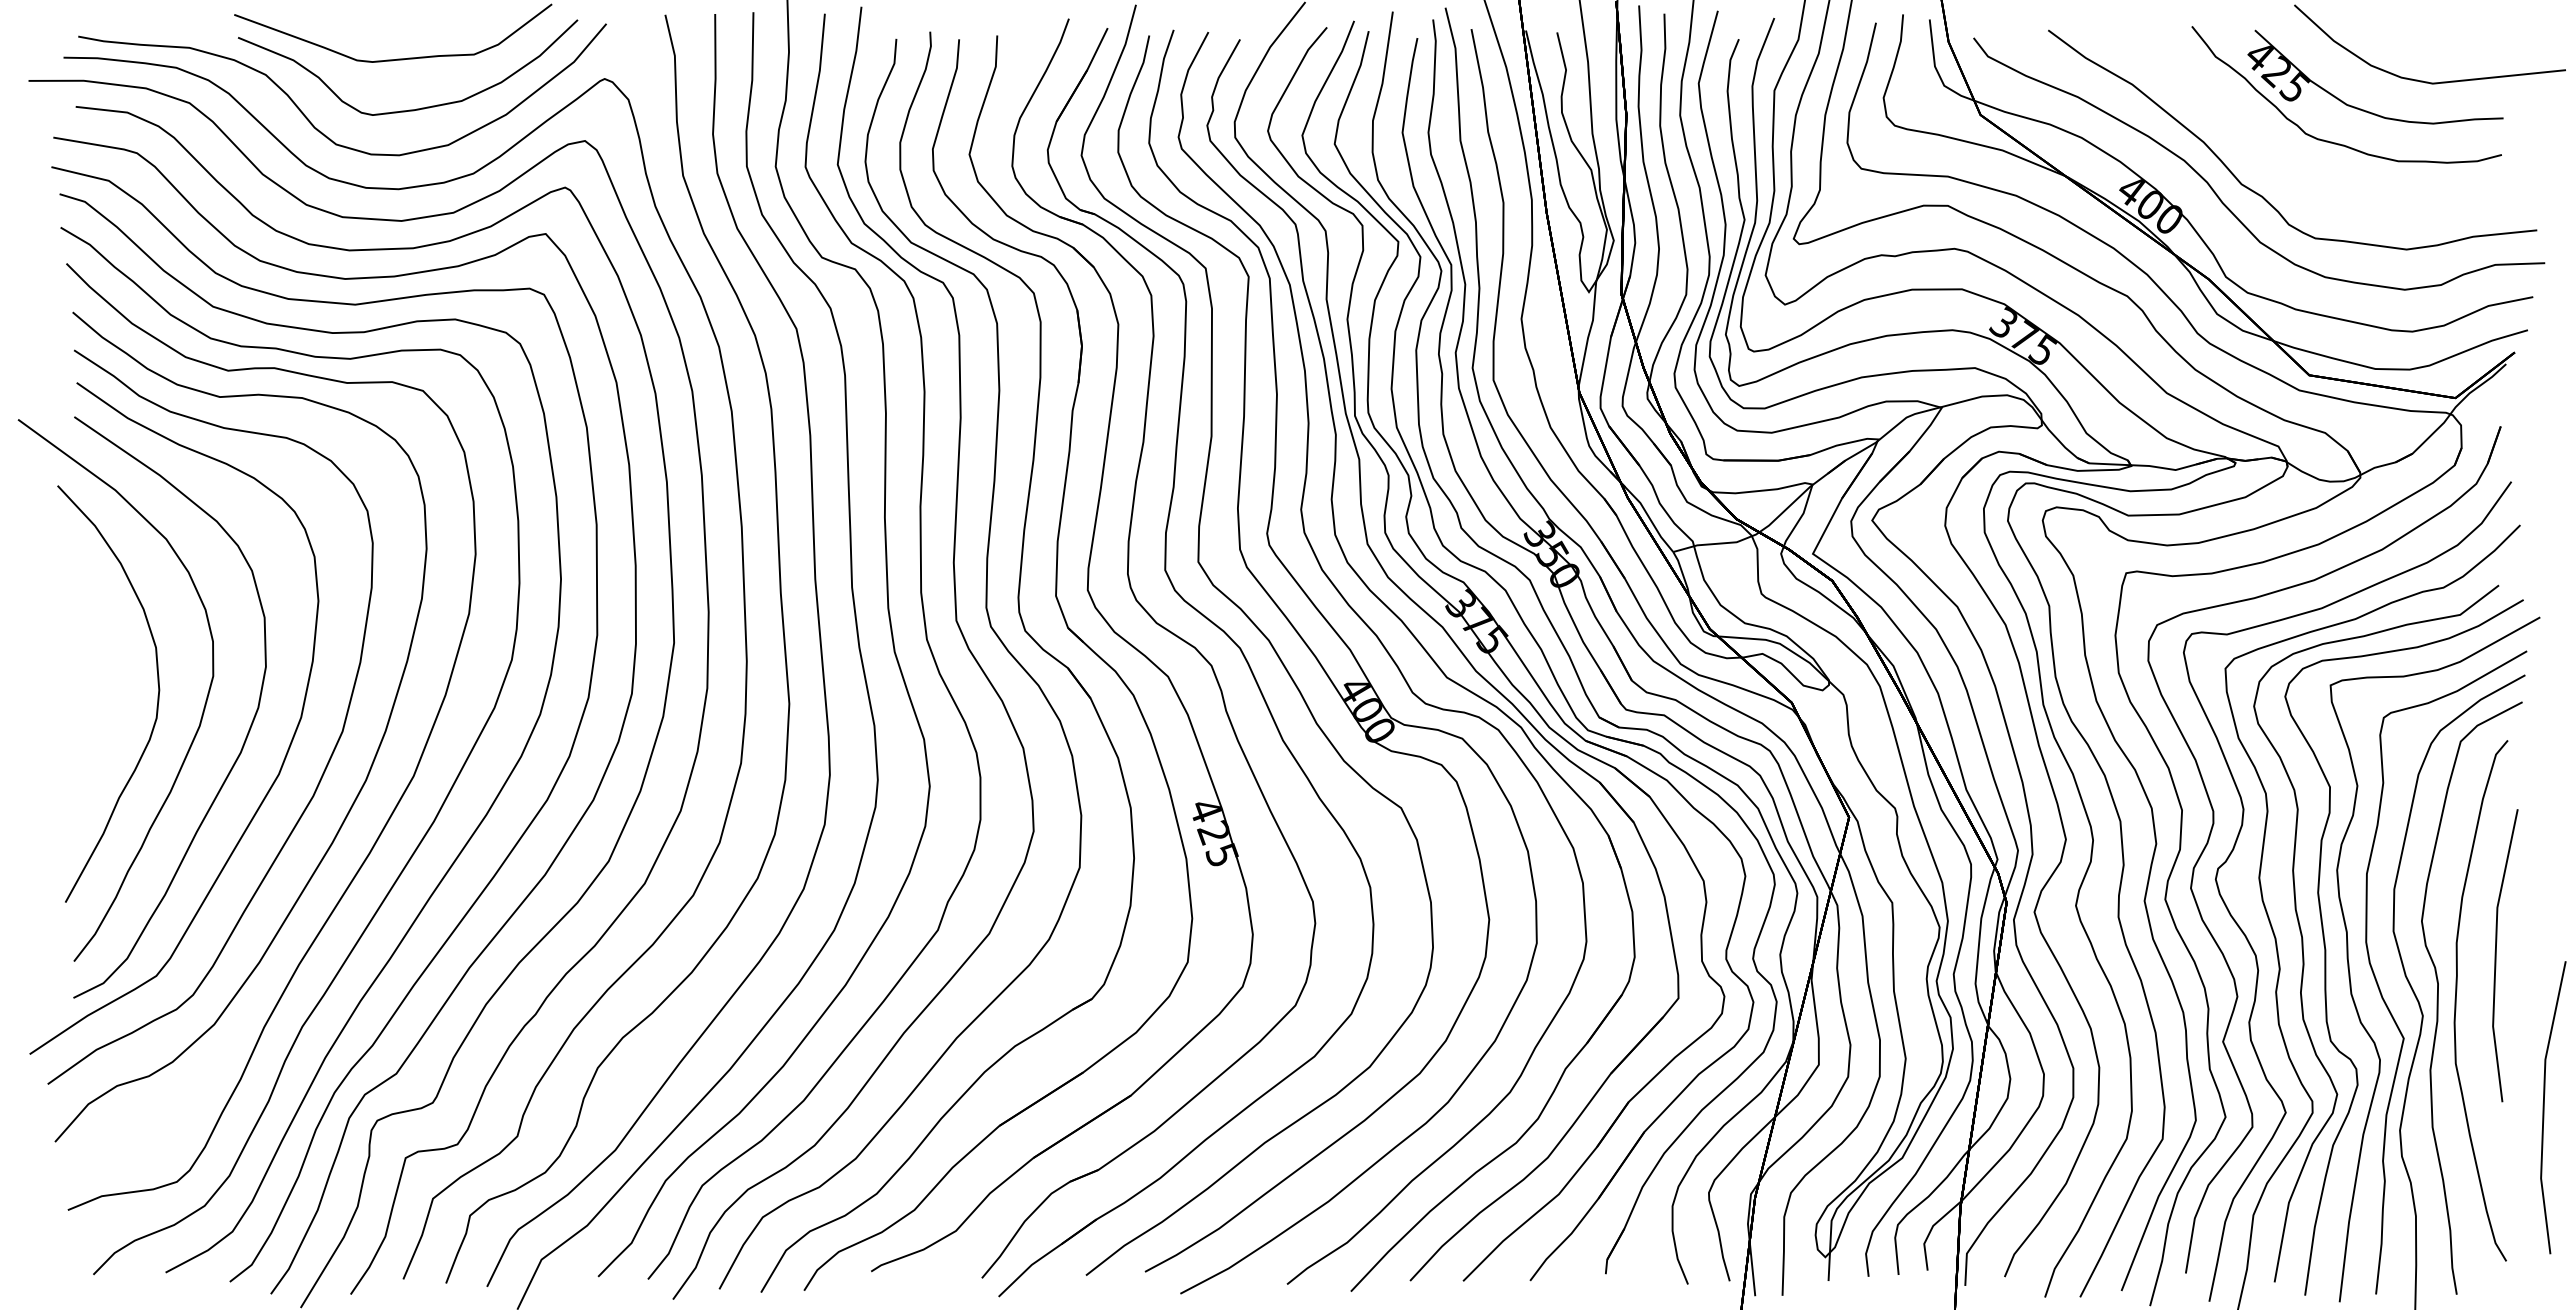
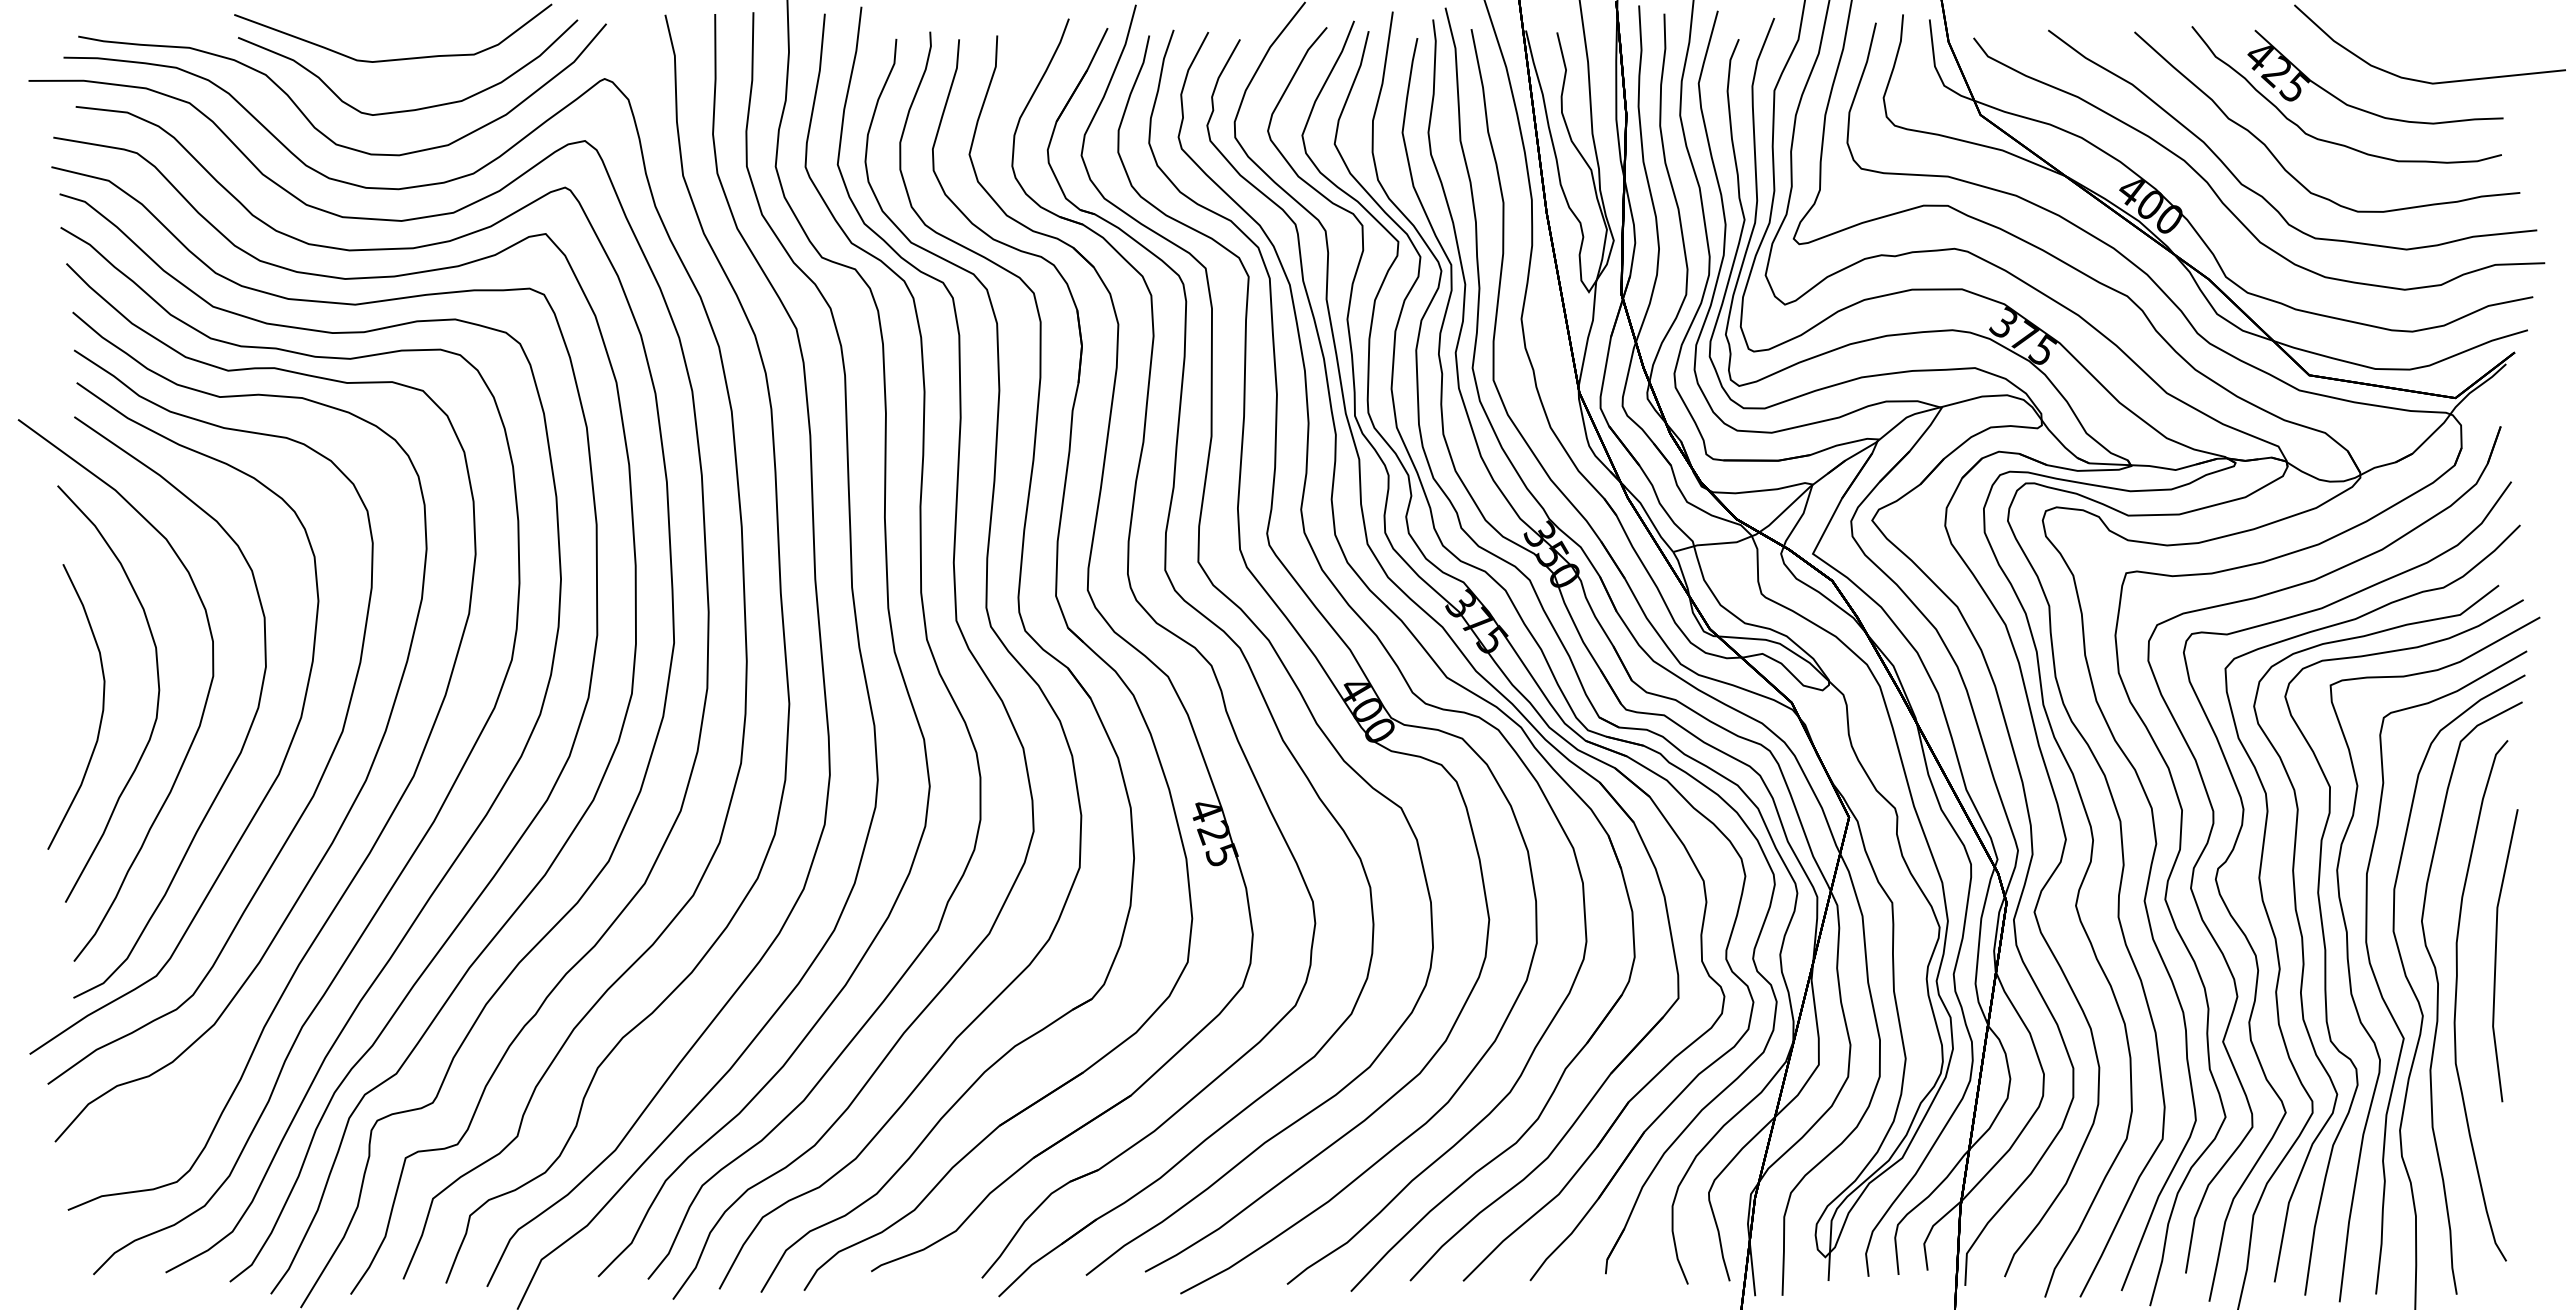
part: none -> present (2277, 158)
part: none -> present (101, 712)
part: present -> none (2544, 1107)
